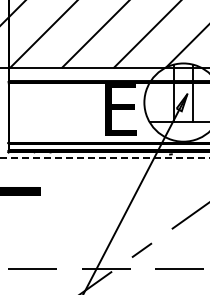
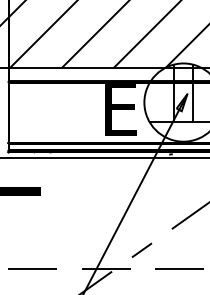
line: dashed -> solid (105, 158)
